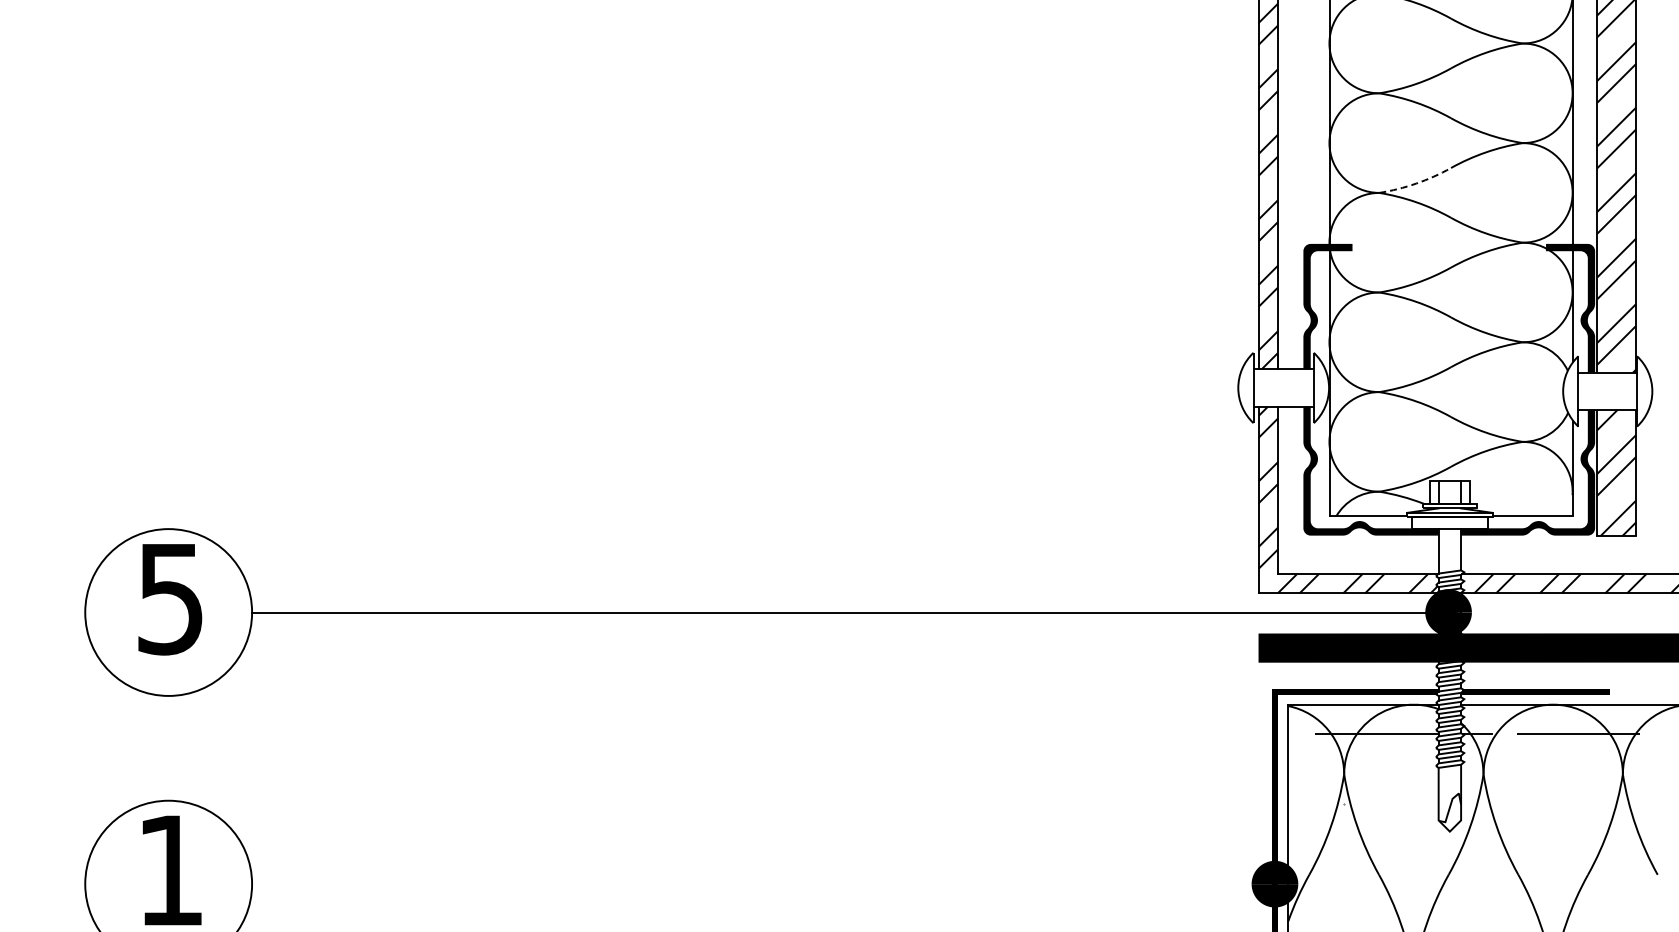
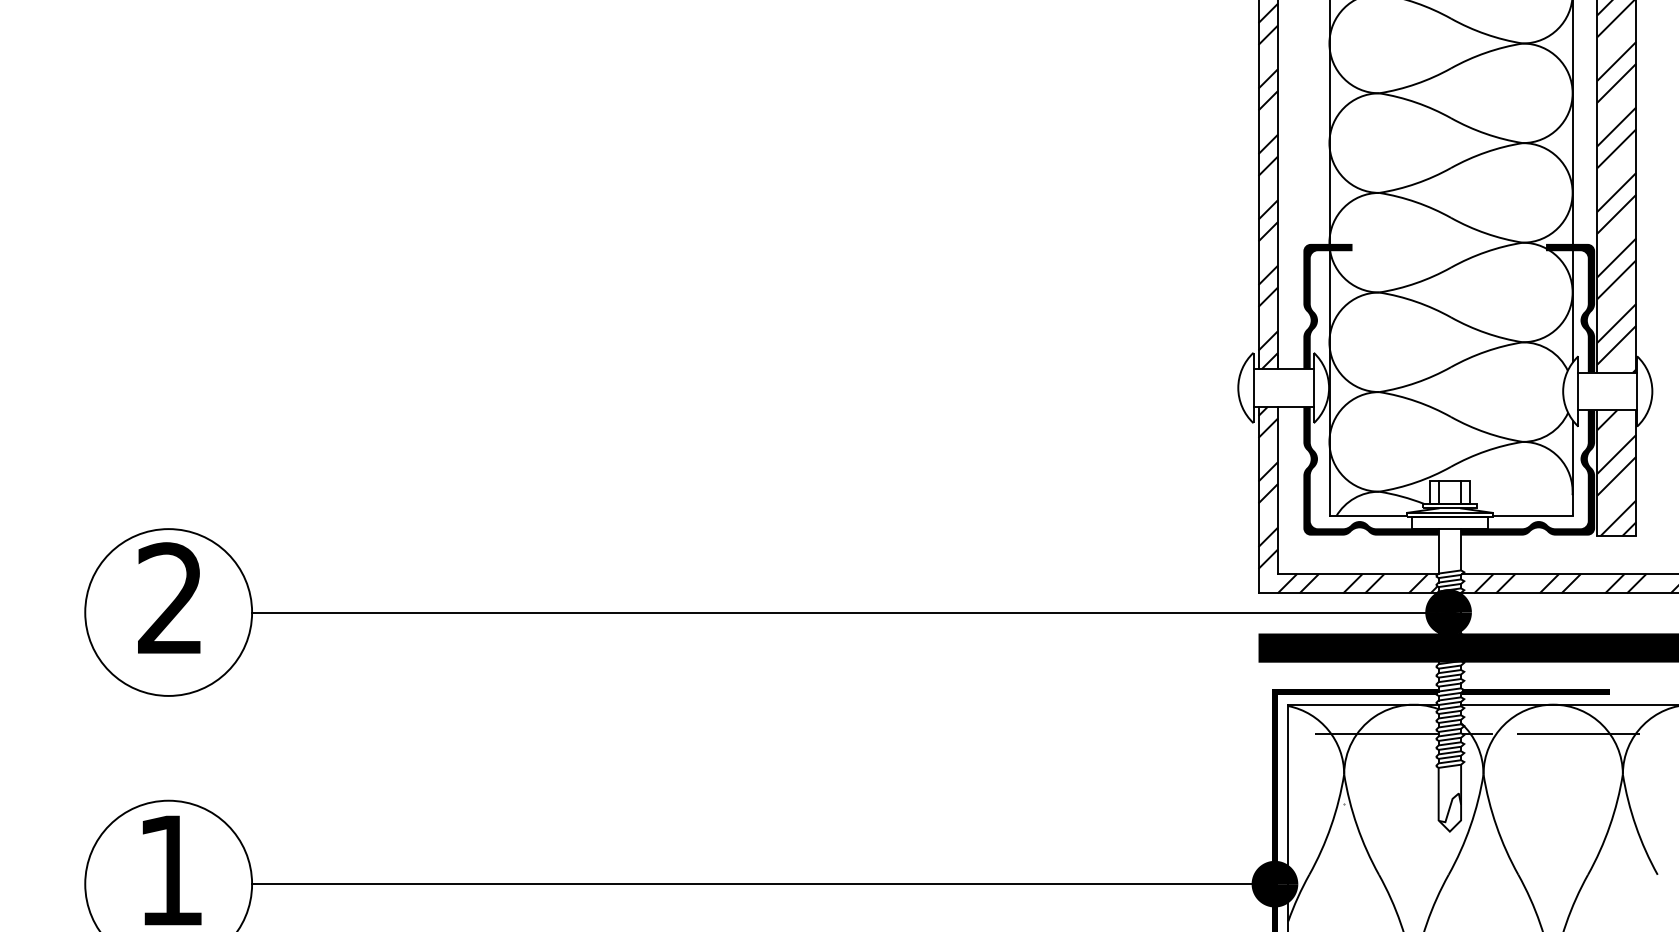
arc: dashed -> solid (1416, 183)
text: 5 -> 2 (170, 598)
line: none -> present (763, 884)
